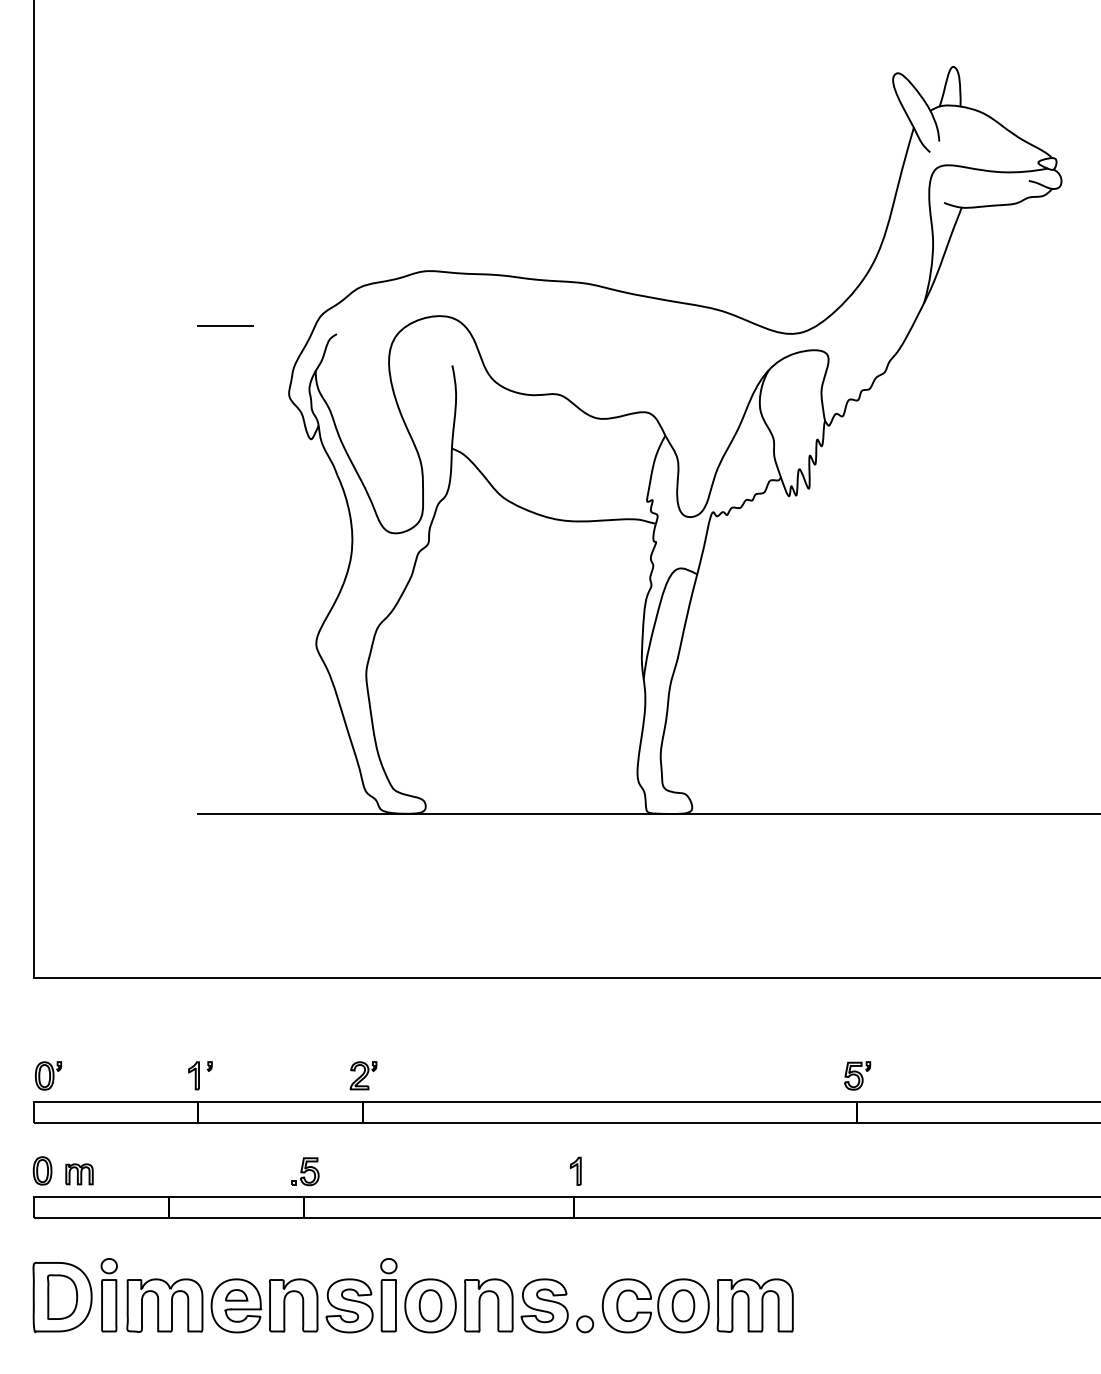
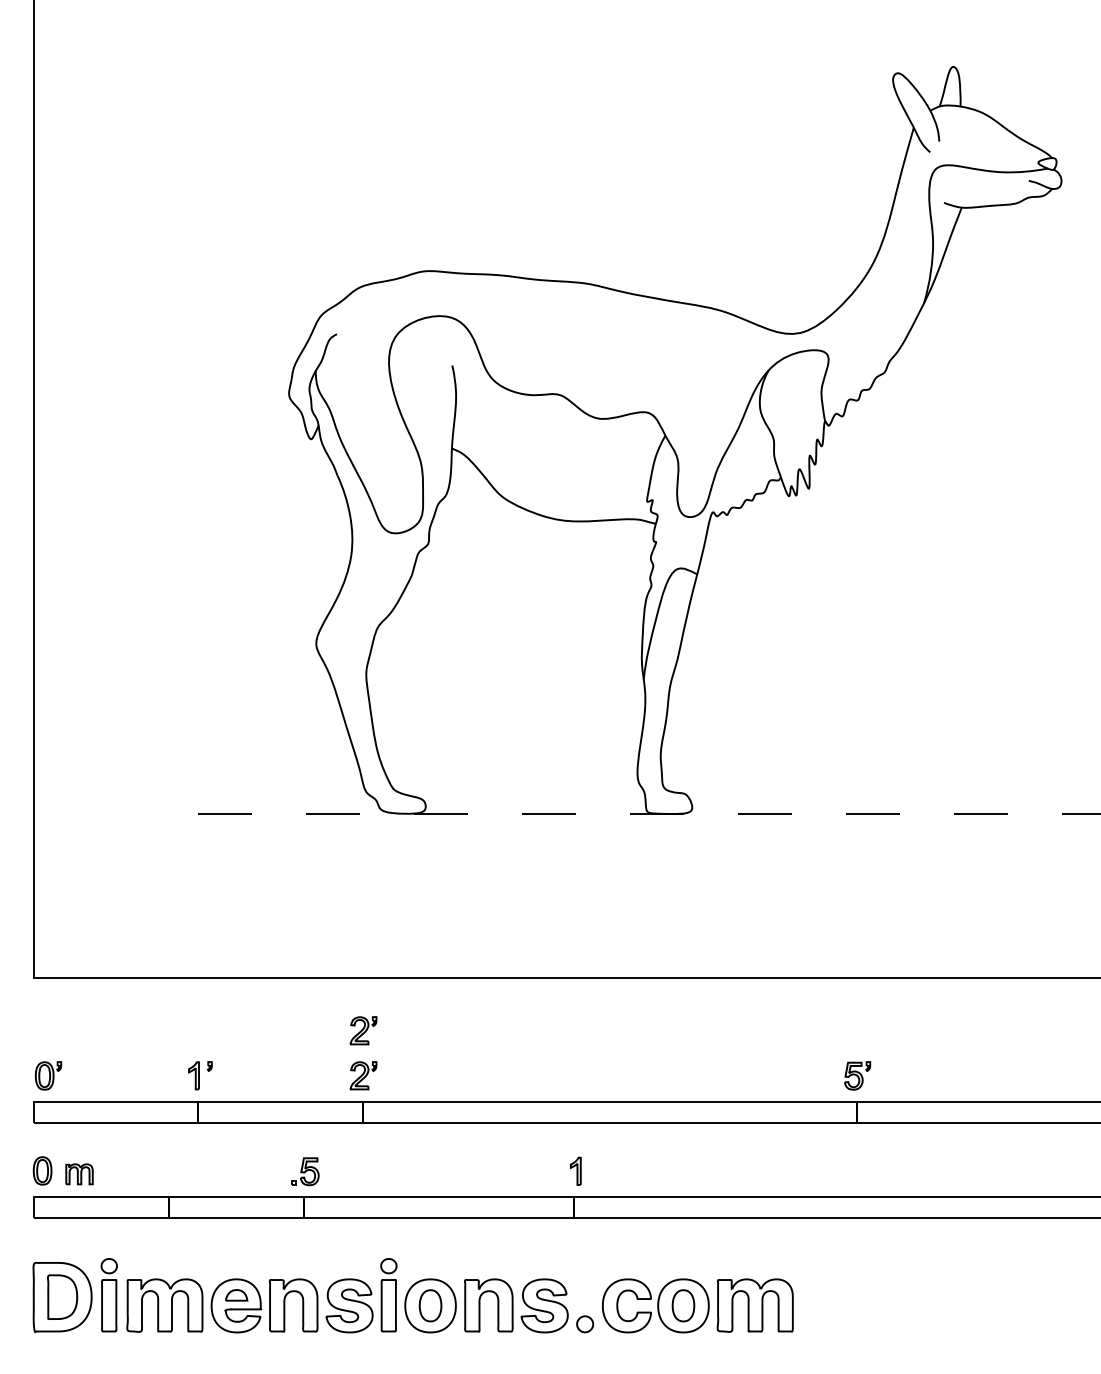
line: present -> none (225, 325)
line: solid -> dashed (649, 813)
part: none -> present (363, 1030)
